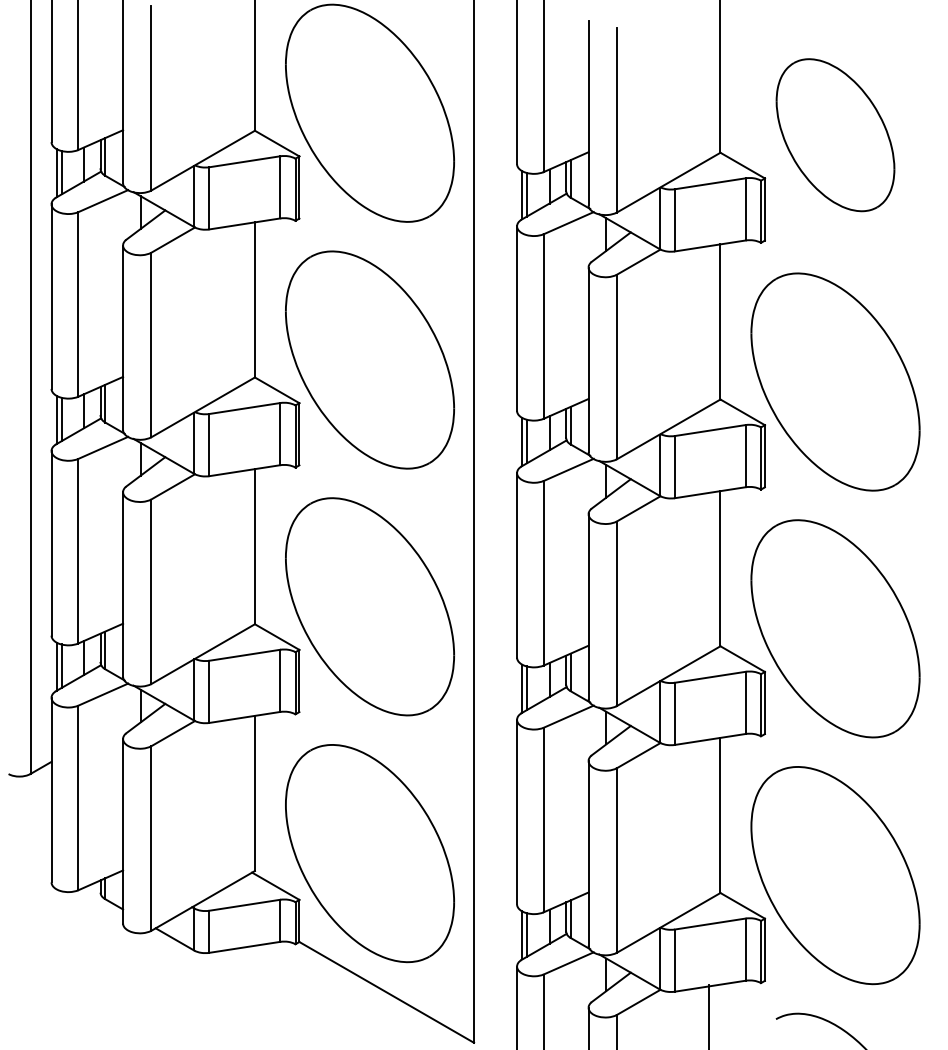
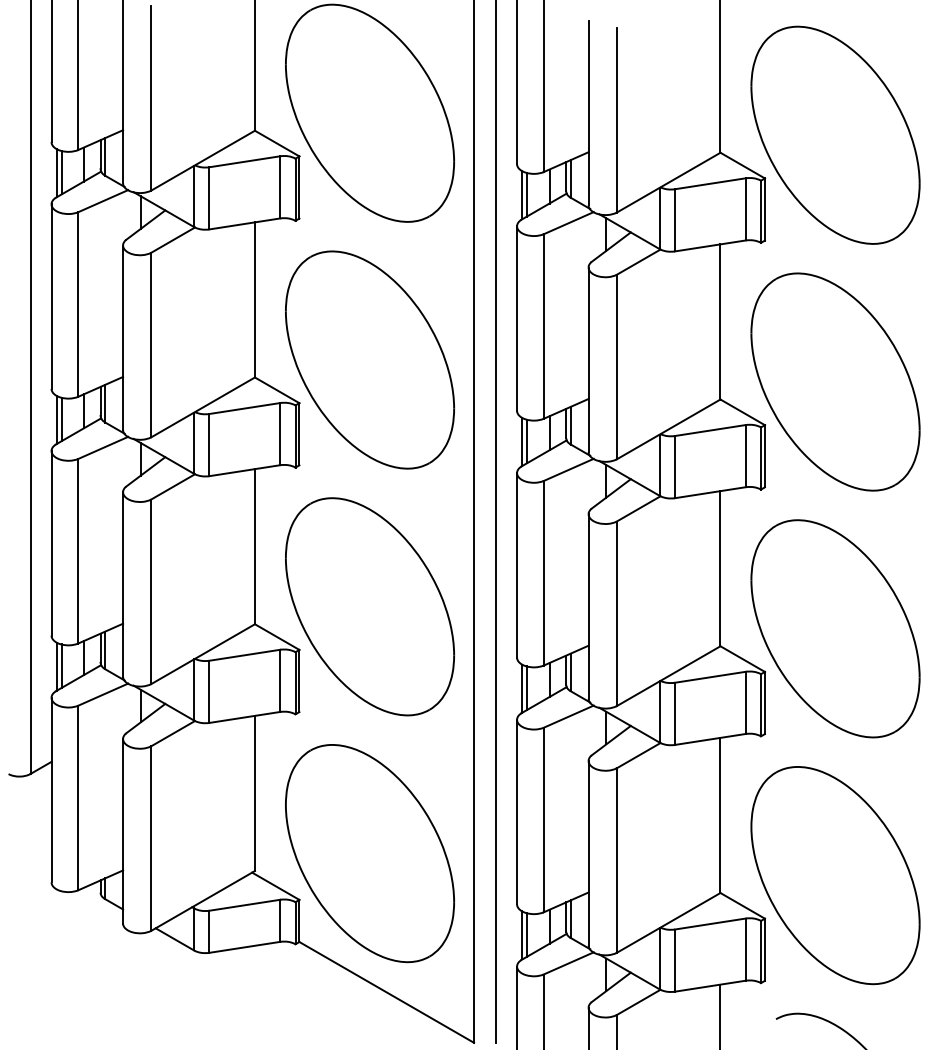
part size: 121x155 px -> 171x220 px (835, 134)
line: none -> present (496, 522)
line position: (709, 1015) -> (720, 1015) (720, 1015)
